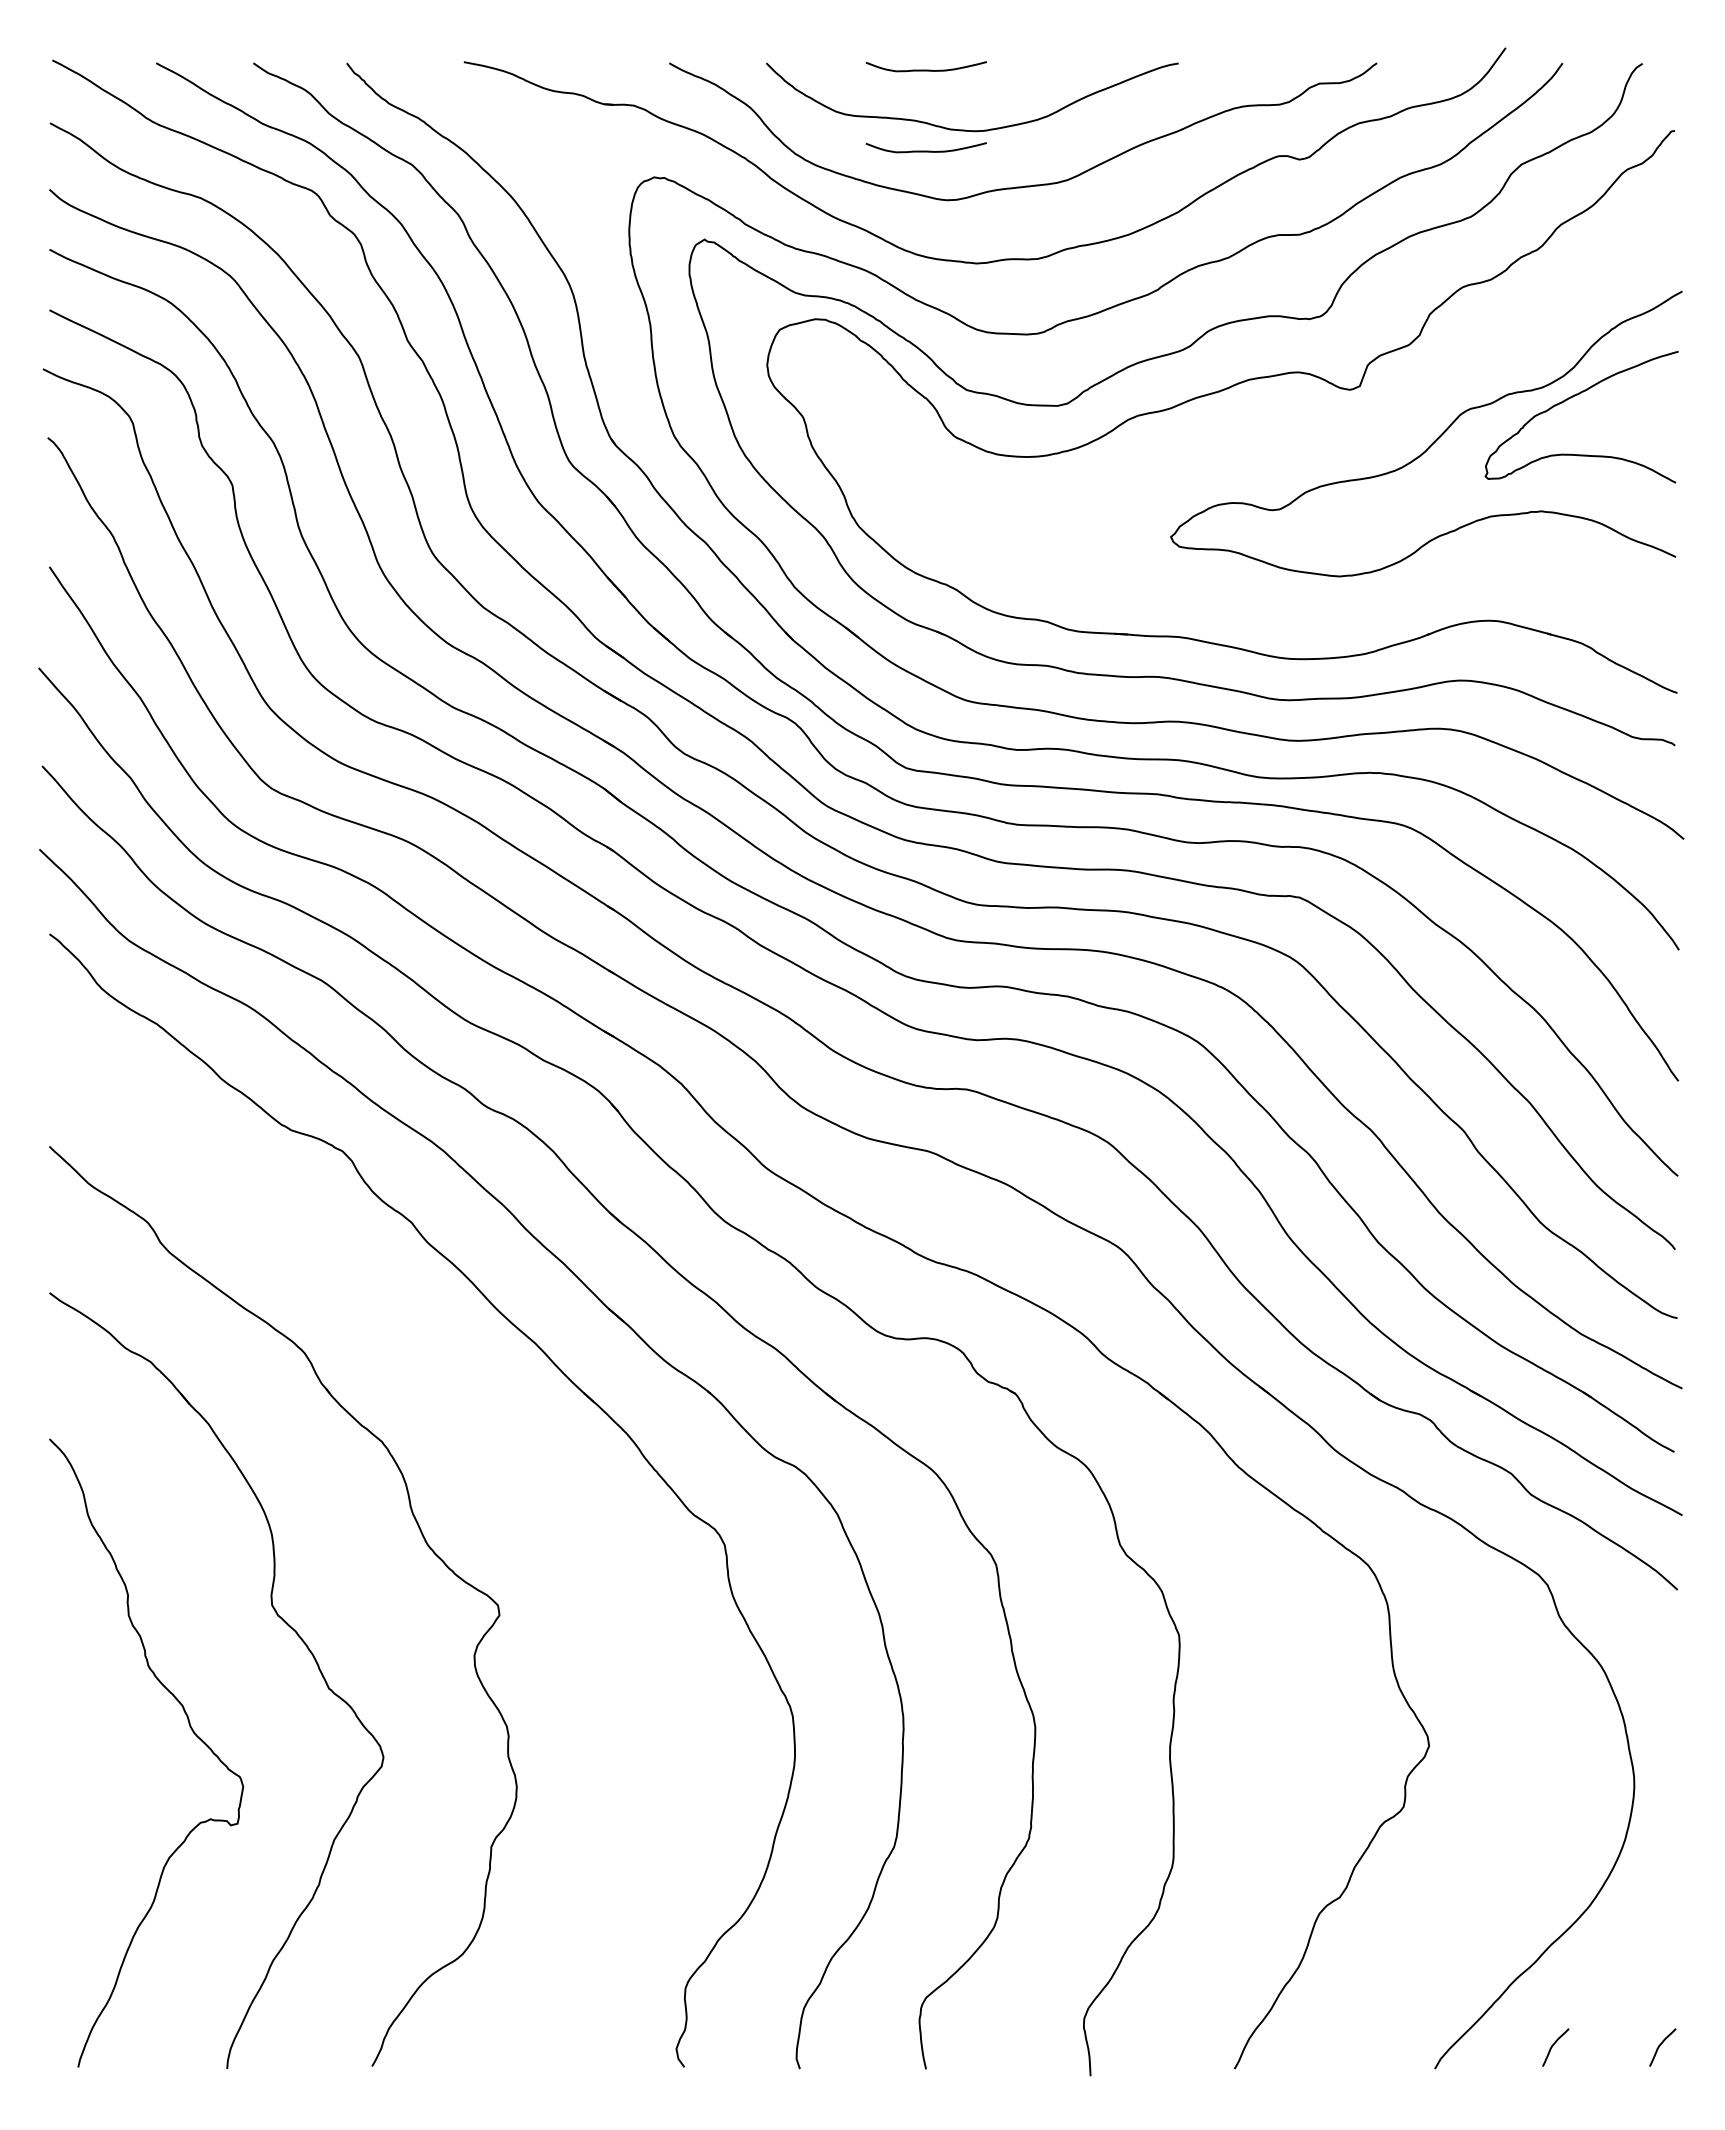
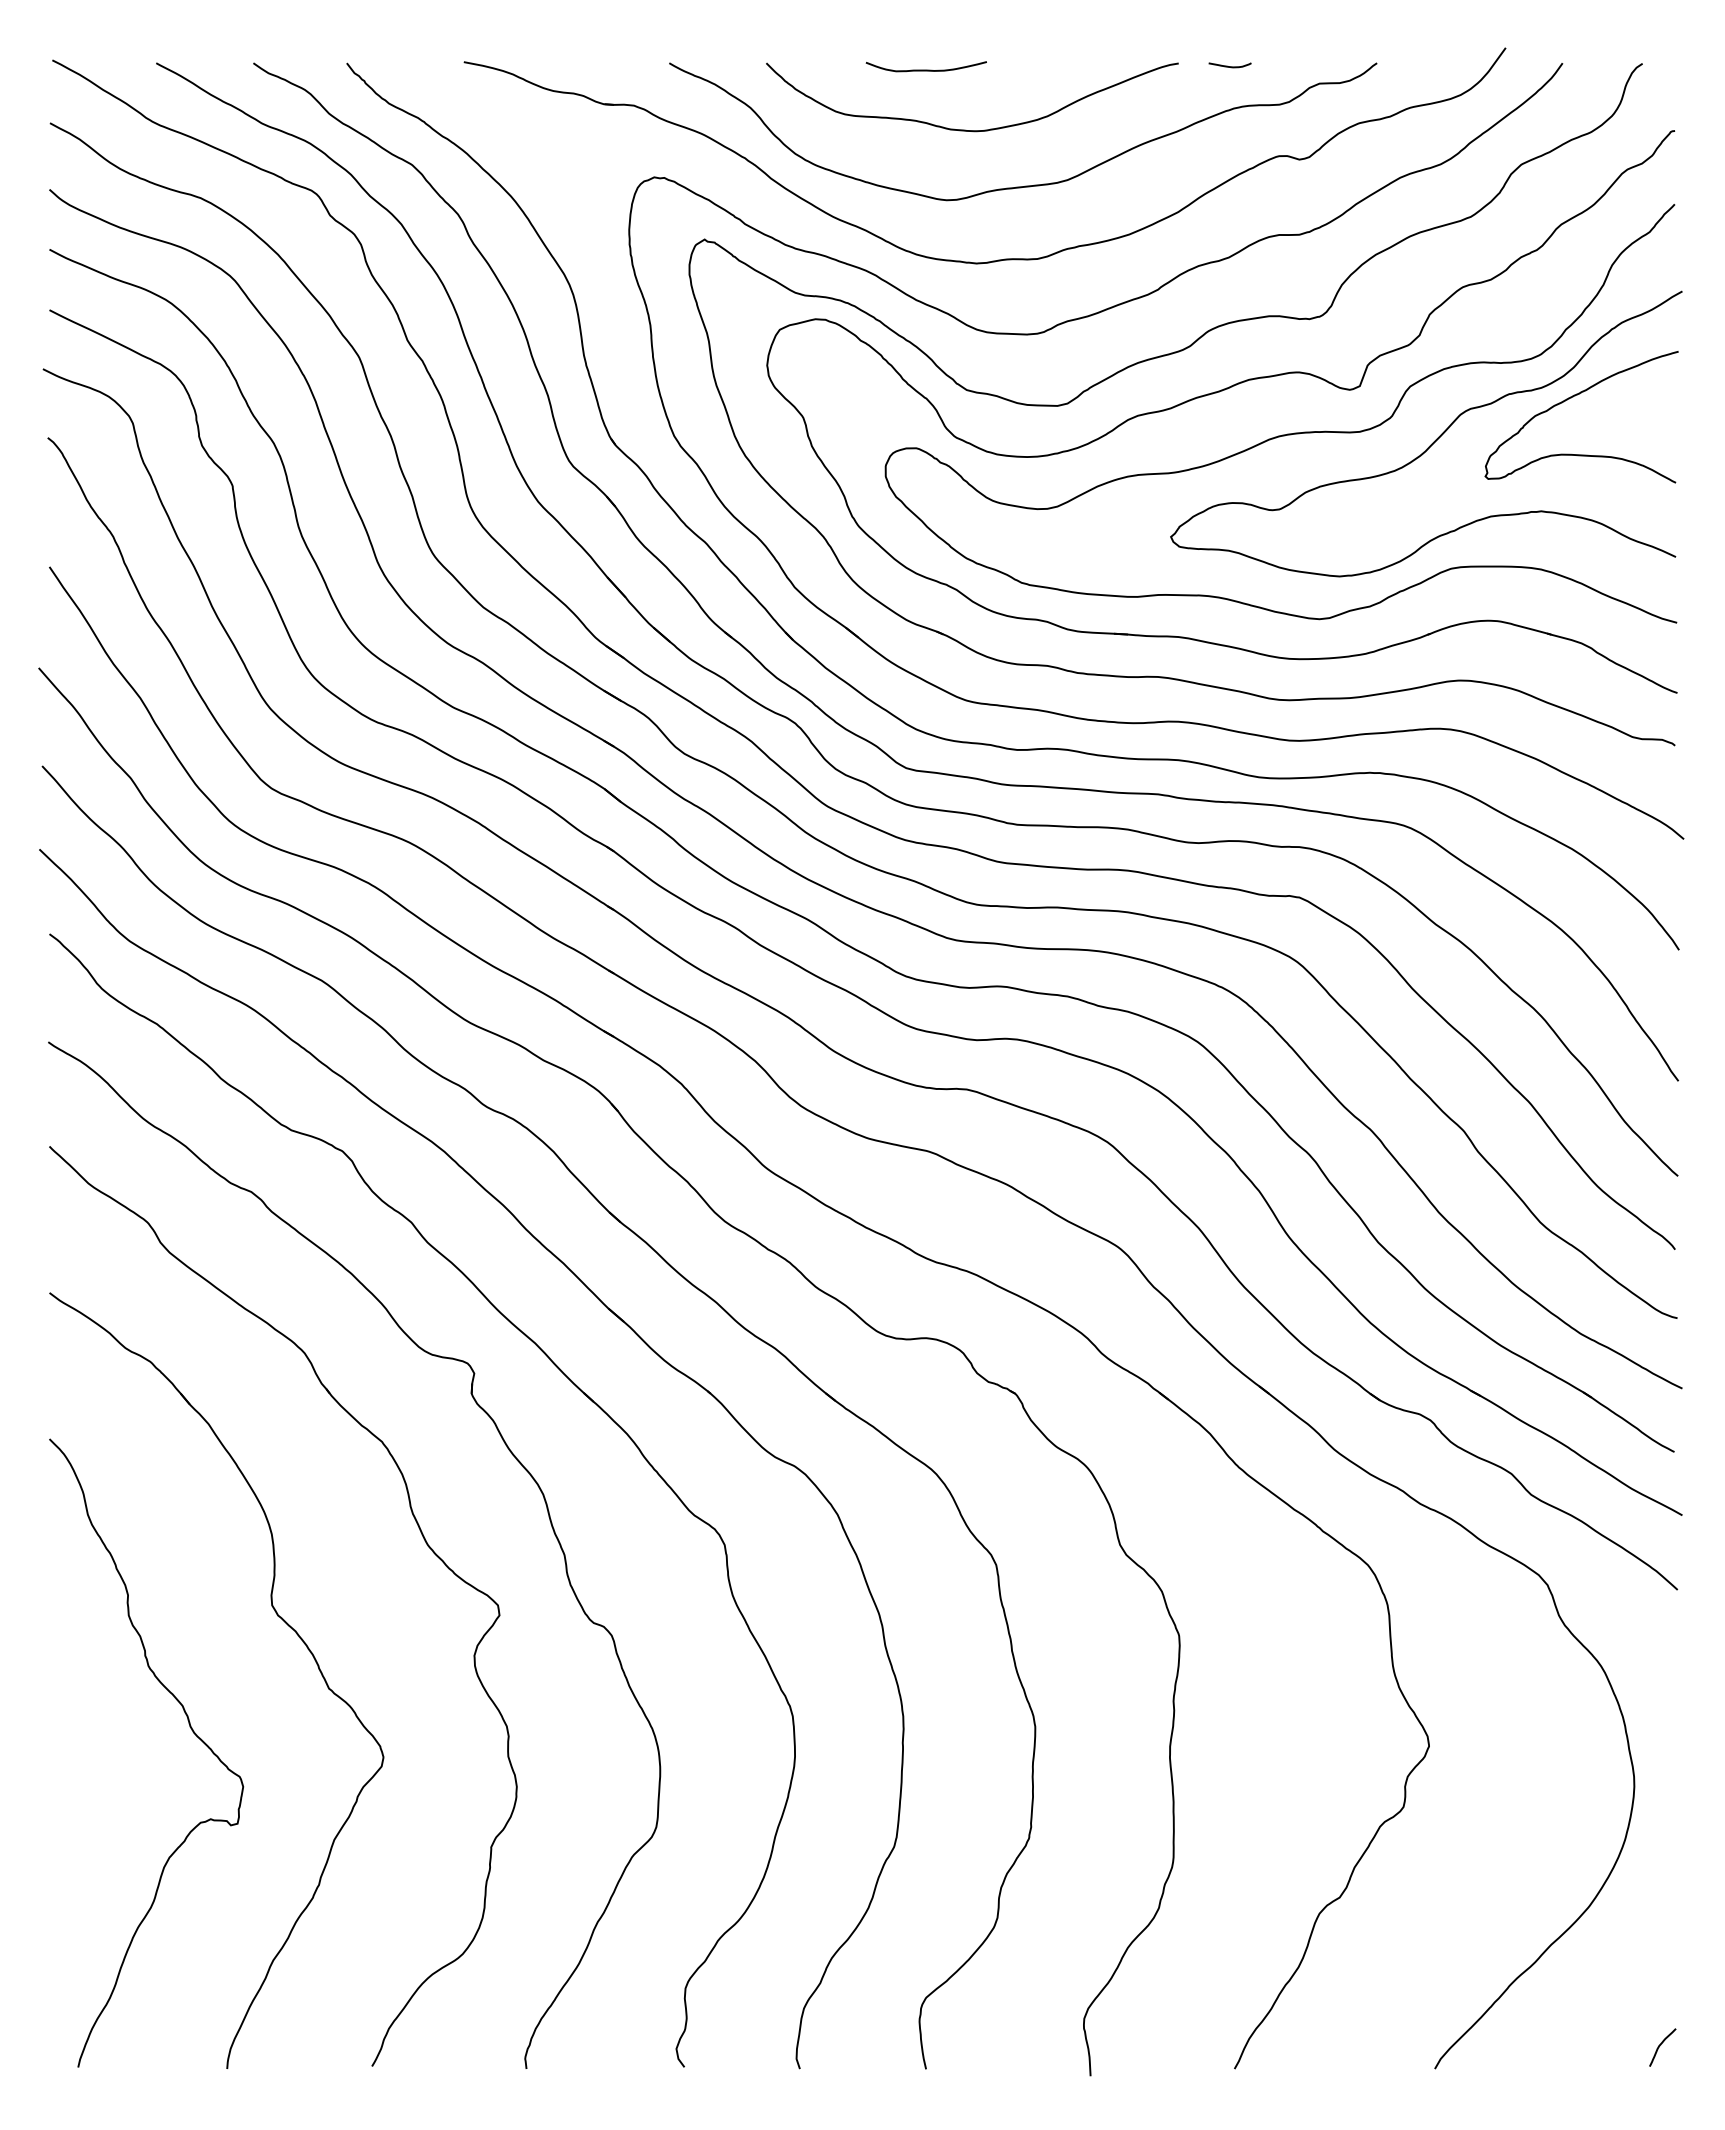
curve: none -> present (1229, 66)
curve: present -> none (925, 150)
curve: none -> present (1282, 434)
part: none -> present (508, 1450)
curve: present -> none (1553, 2046)
